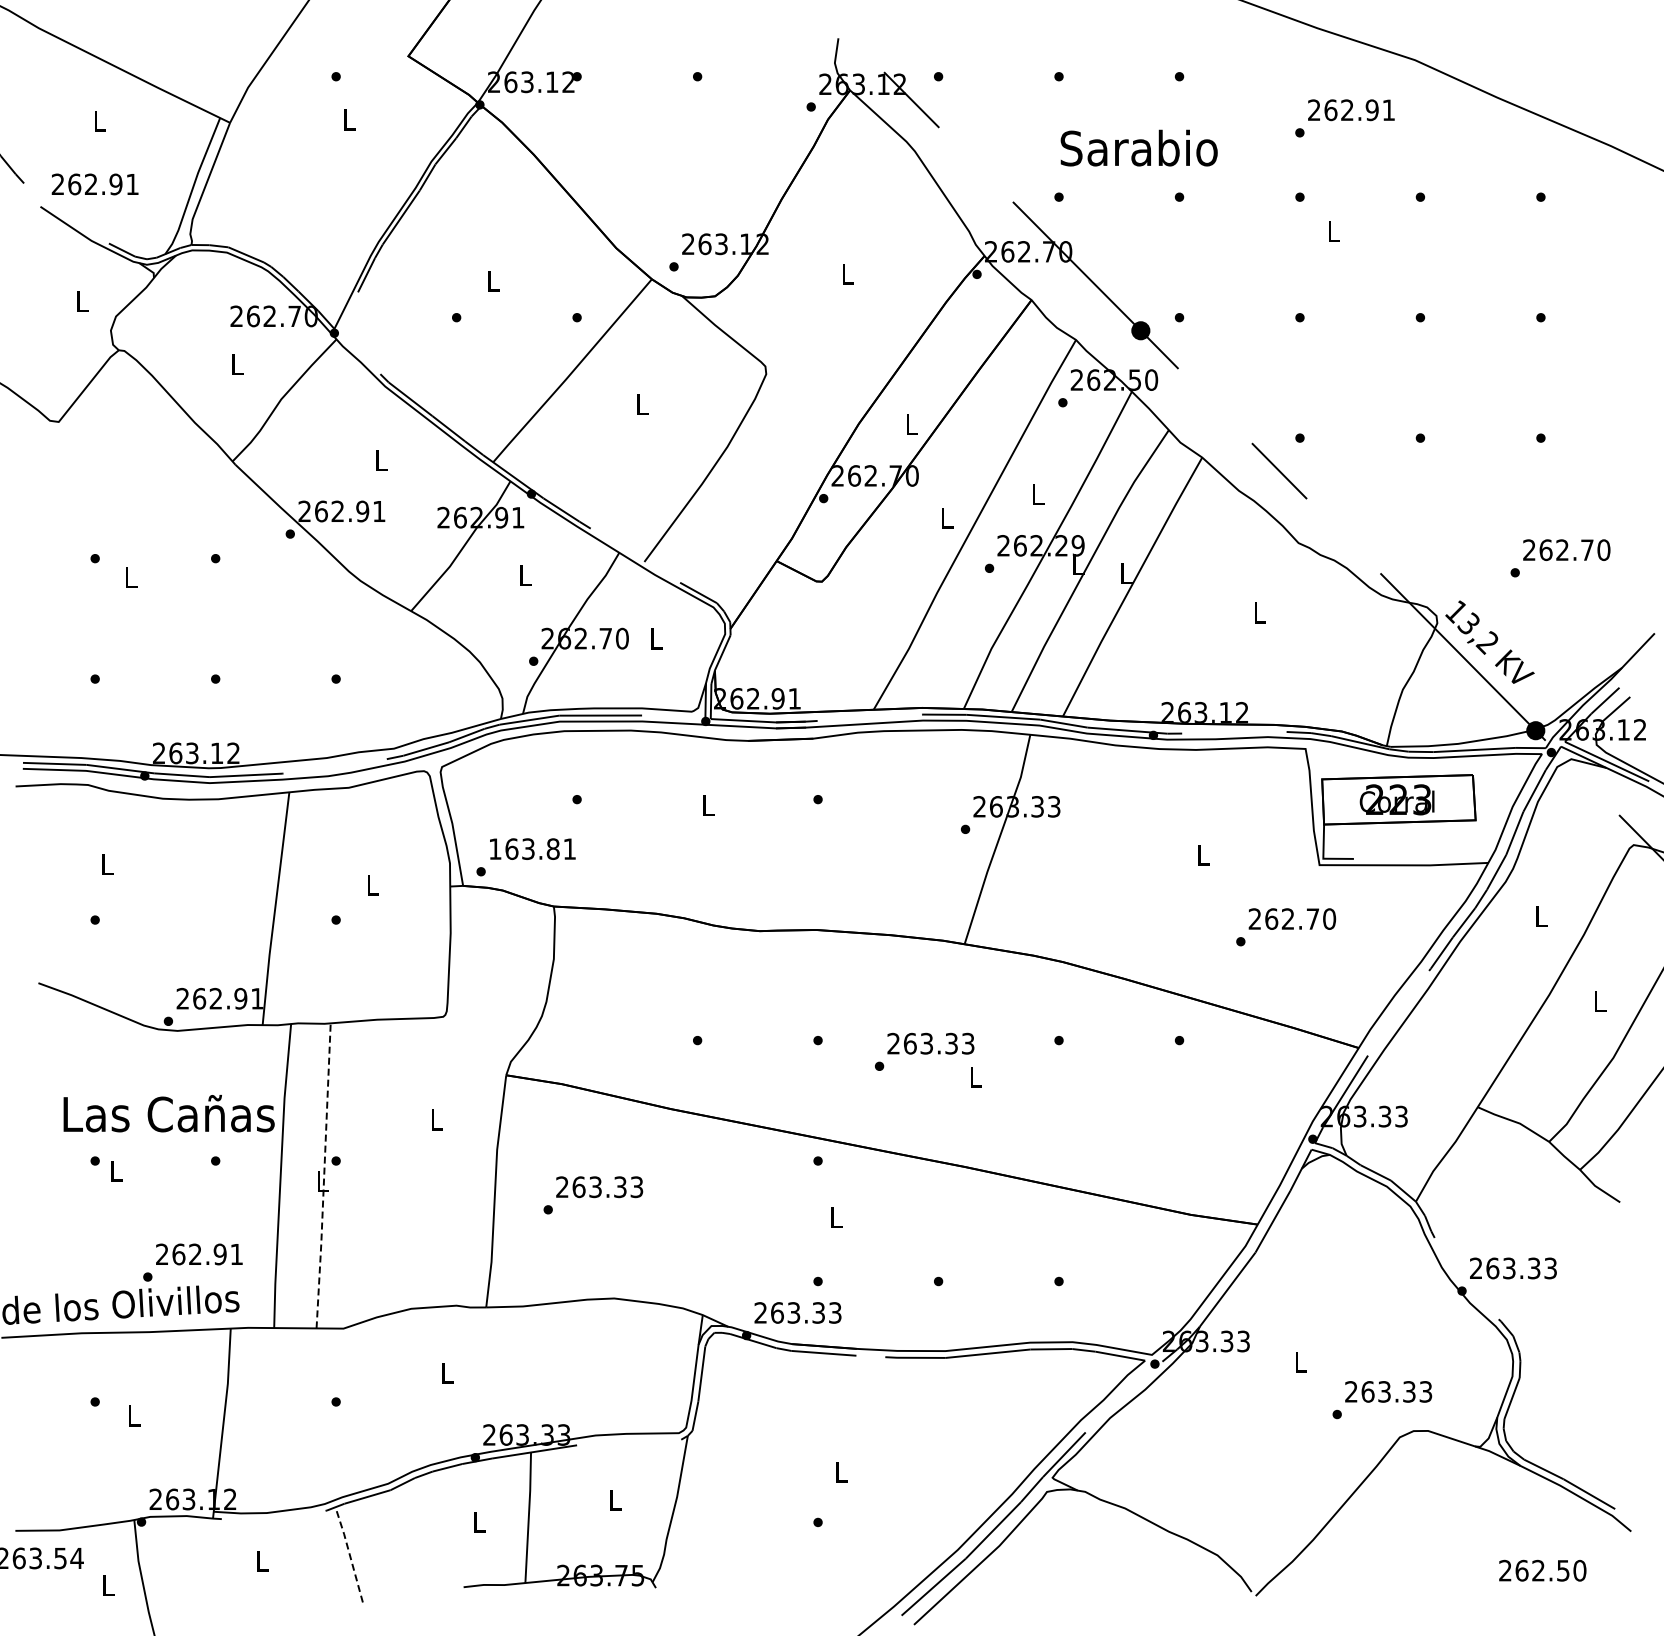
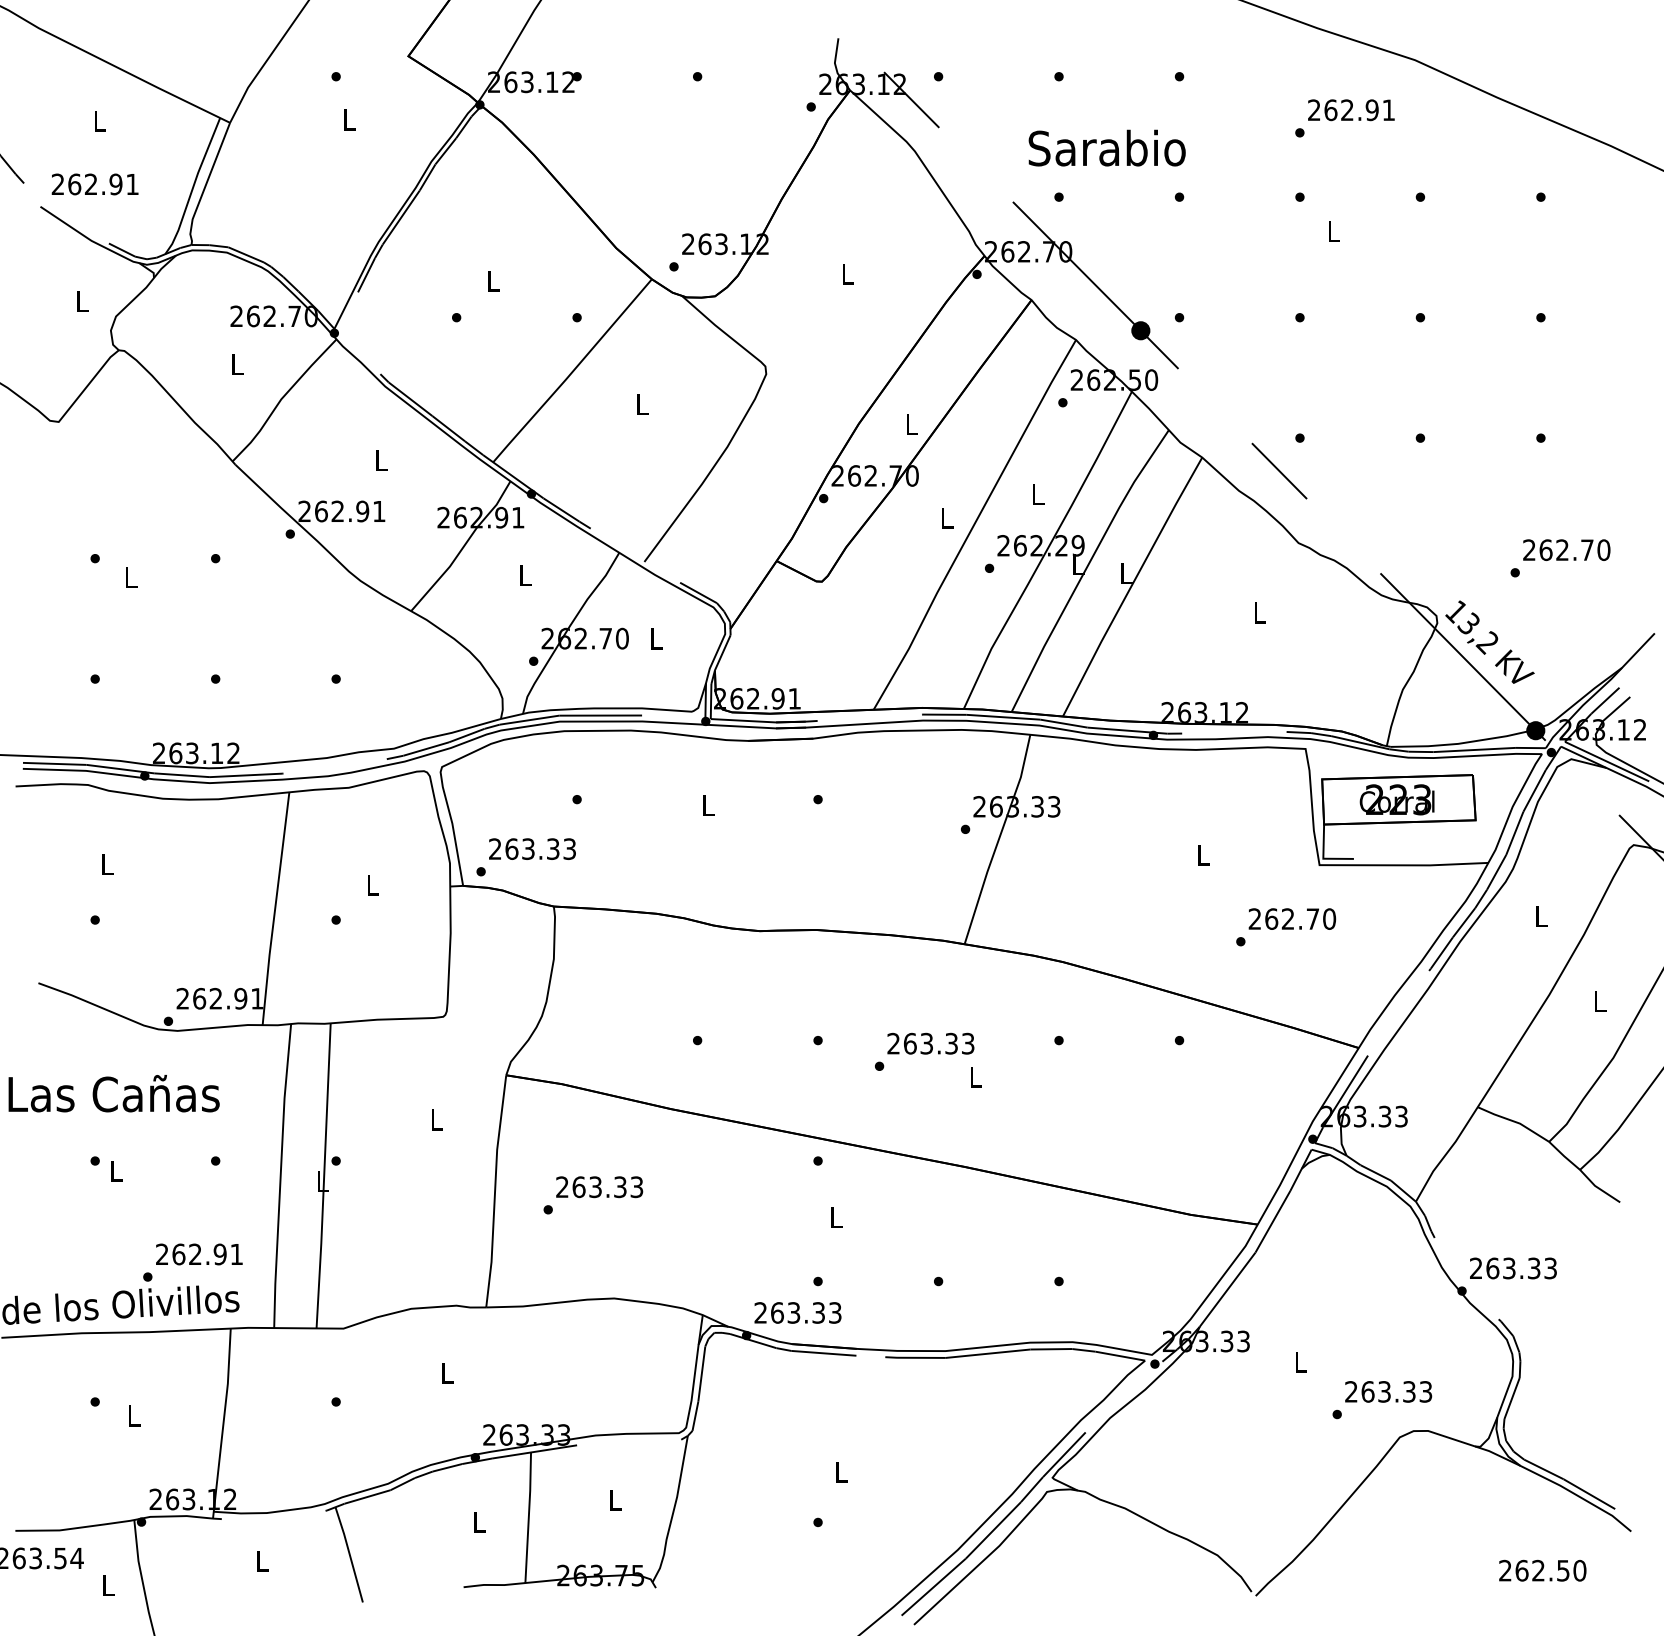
text position: (1138, 147) -> (1106, 147) (1106, 147)
text: 163.81 -> 263.33 (532, 848)
text position: (168, 1113) -> (113, 1093) (113, 1093)
line: dashed -> solid (324, 1175)
line: dashed -> solid (349, 1553)
